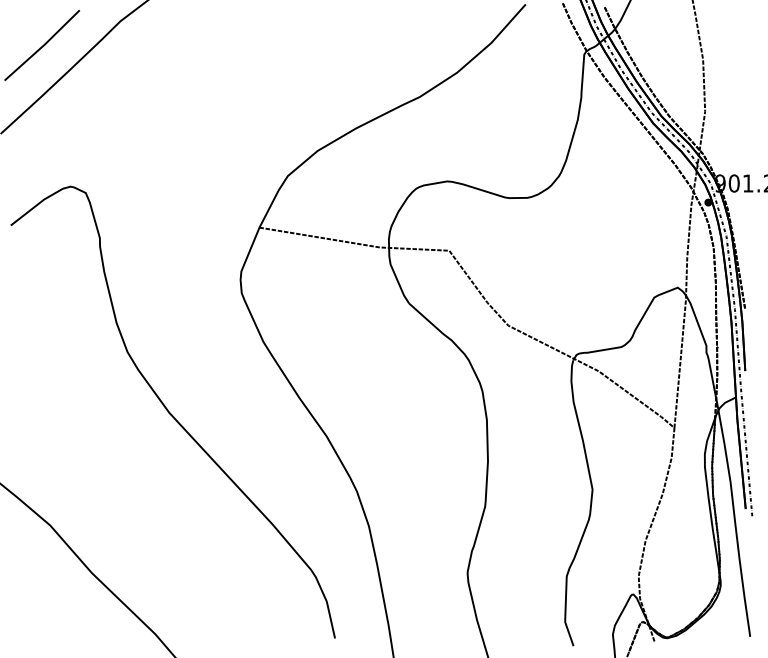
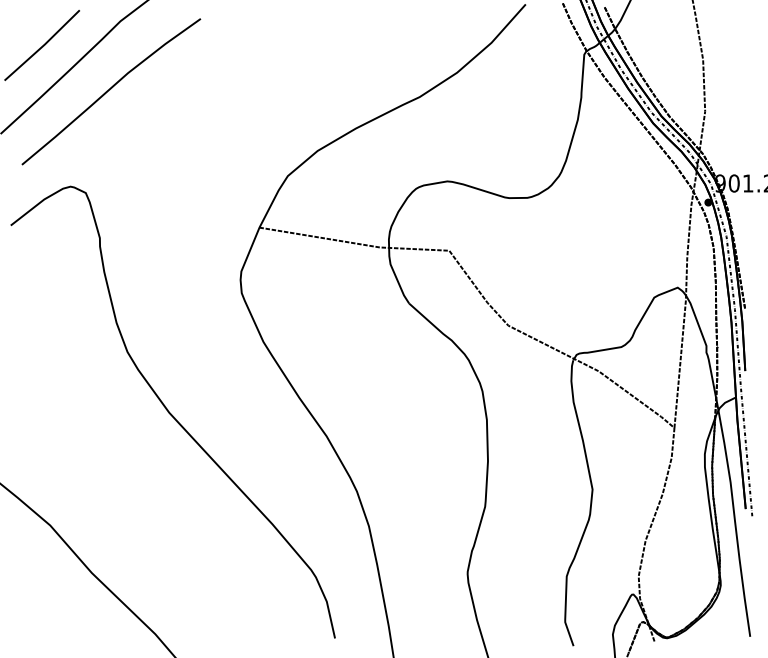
curve: none -> present (111, 89)
